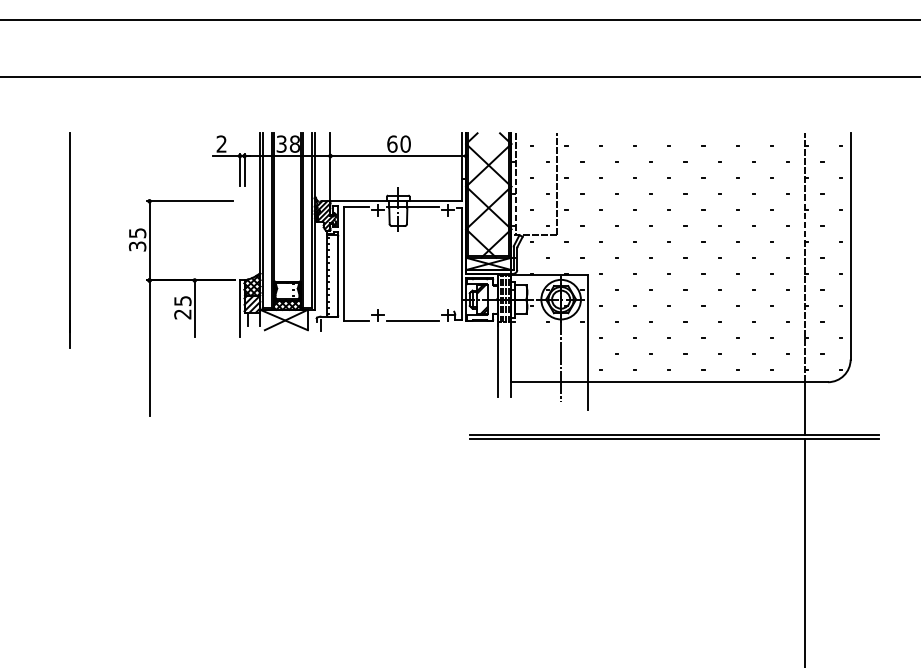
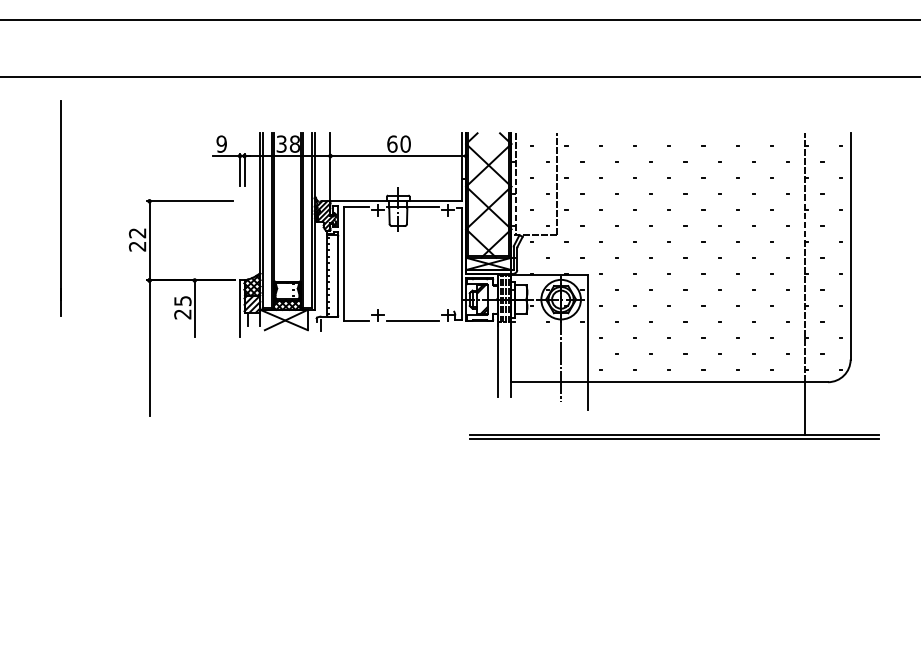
text: 2 -> 9 (221, 143)
text: 35 -> 22 (137, 239)
line position: (69, 240) -> (60, 208) (60, 208)
line: present -> none (805, 551)
